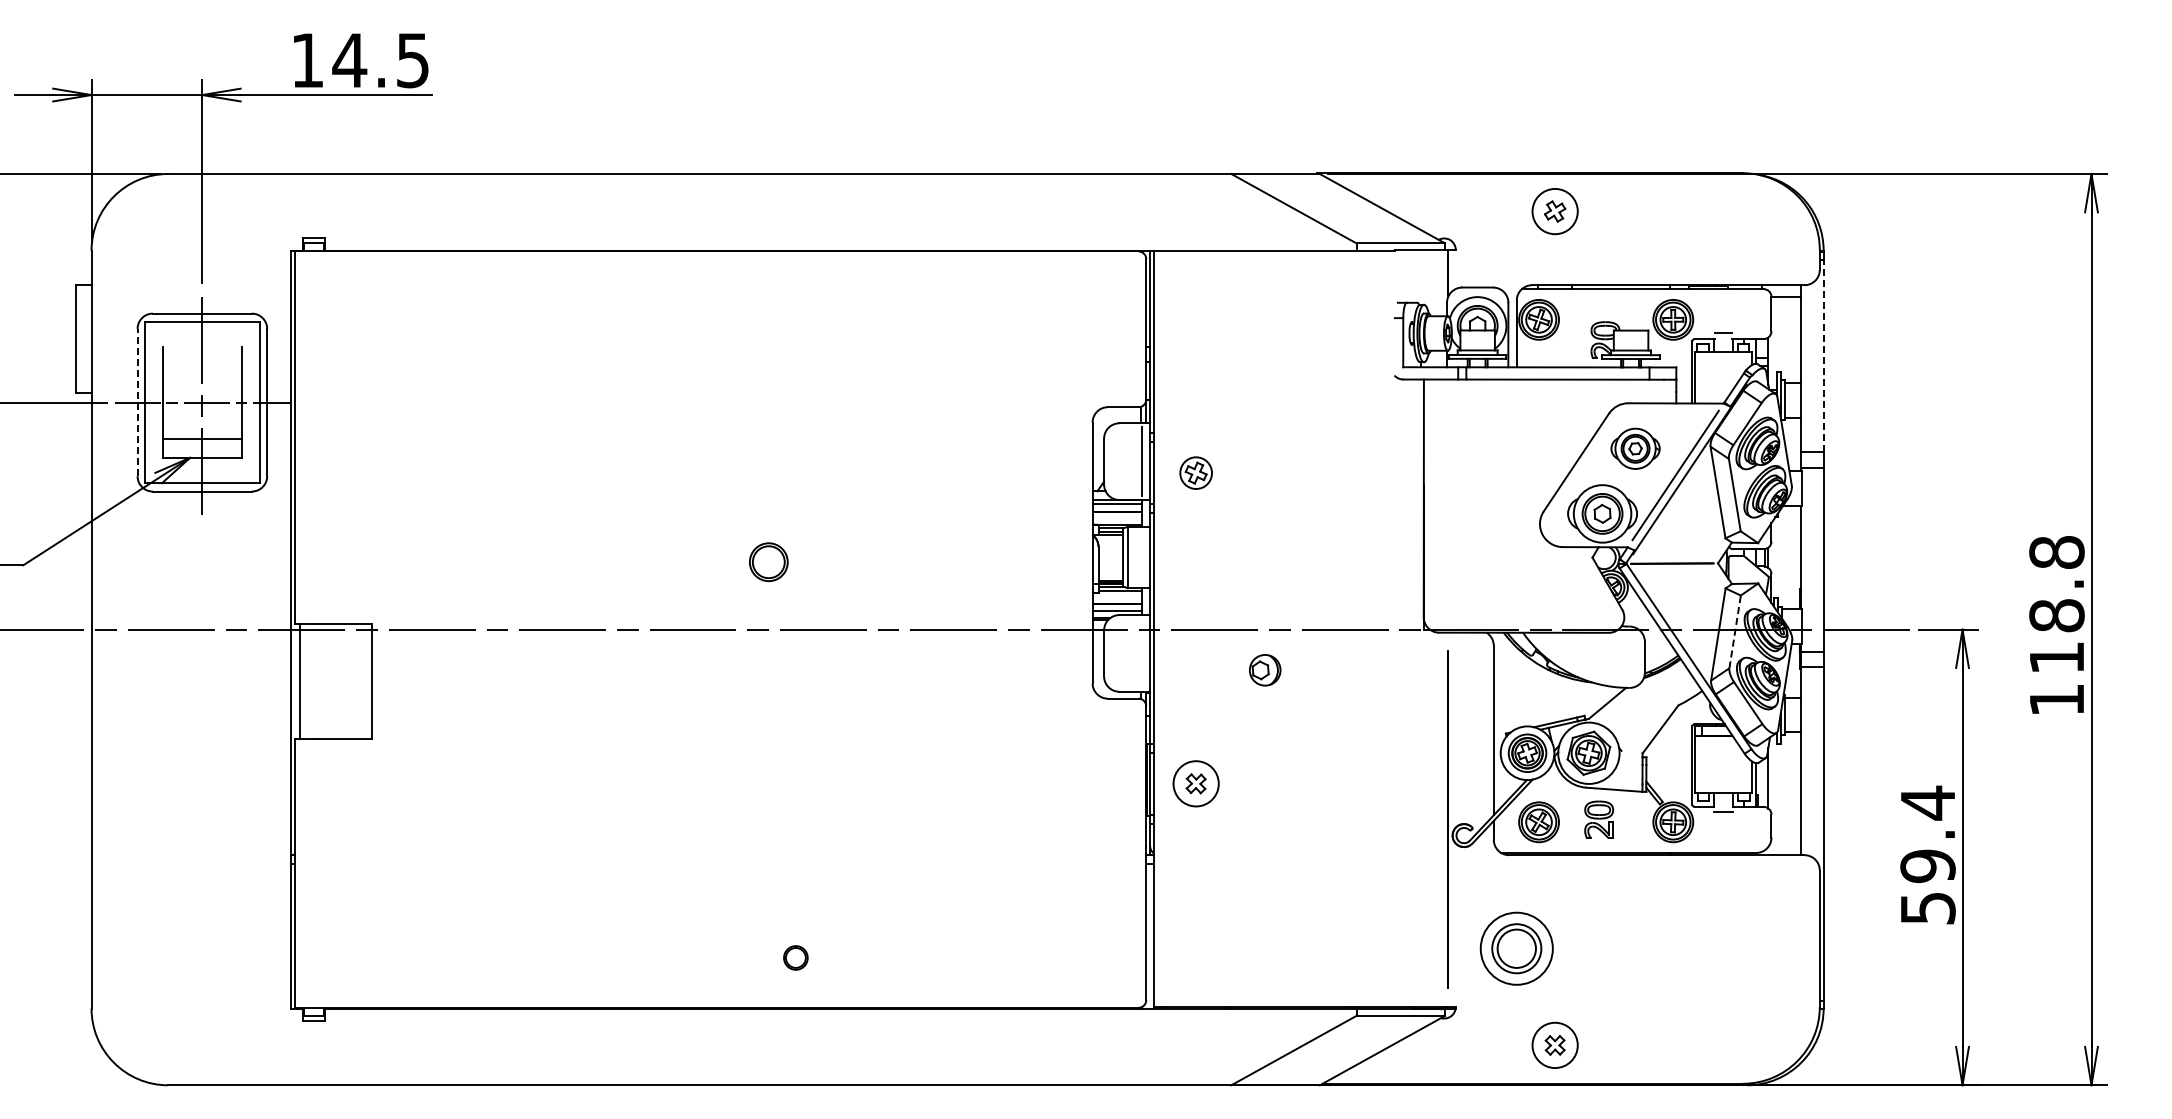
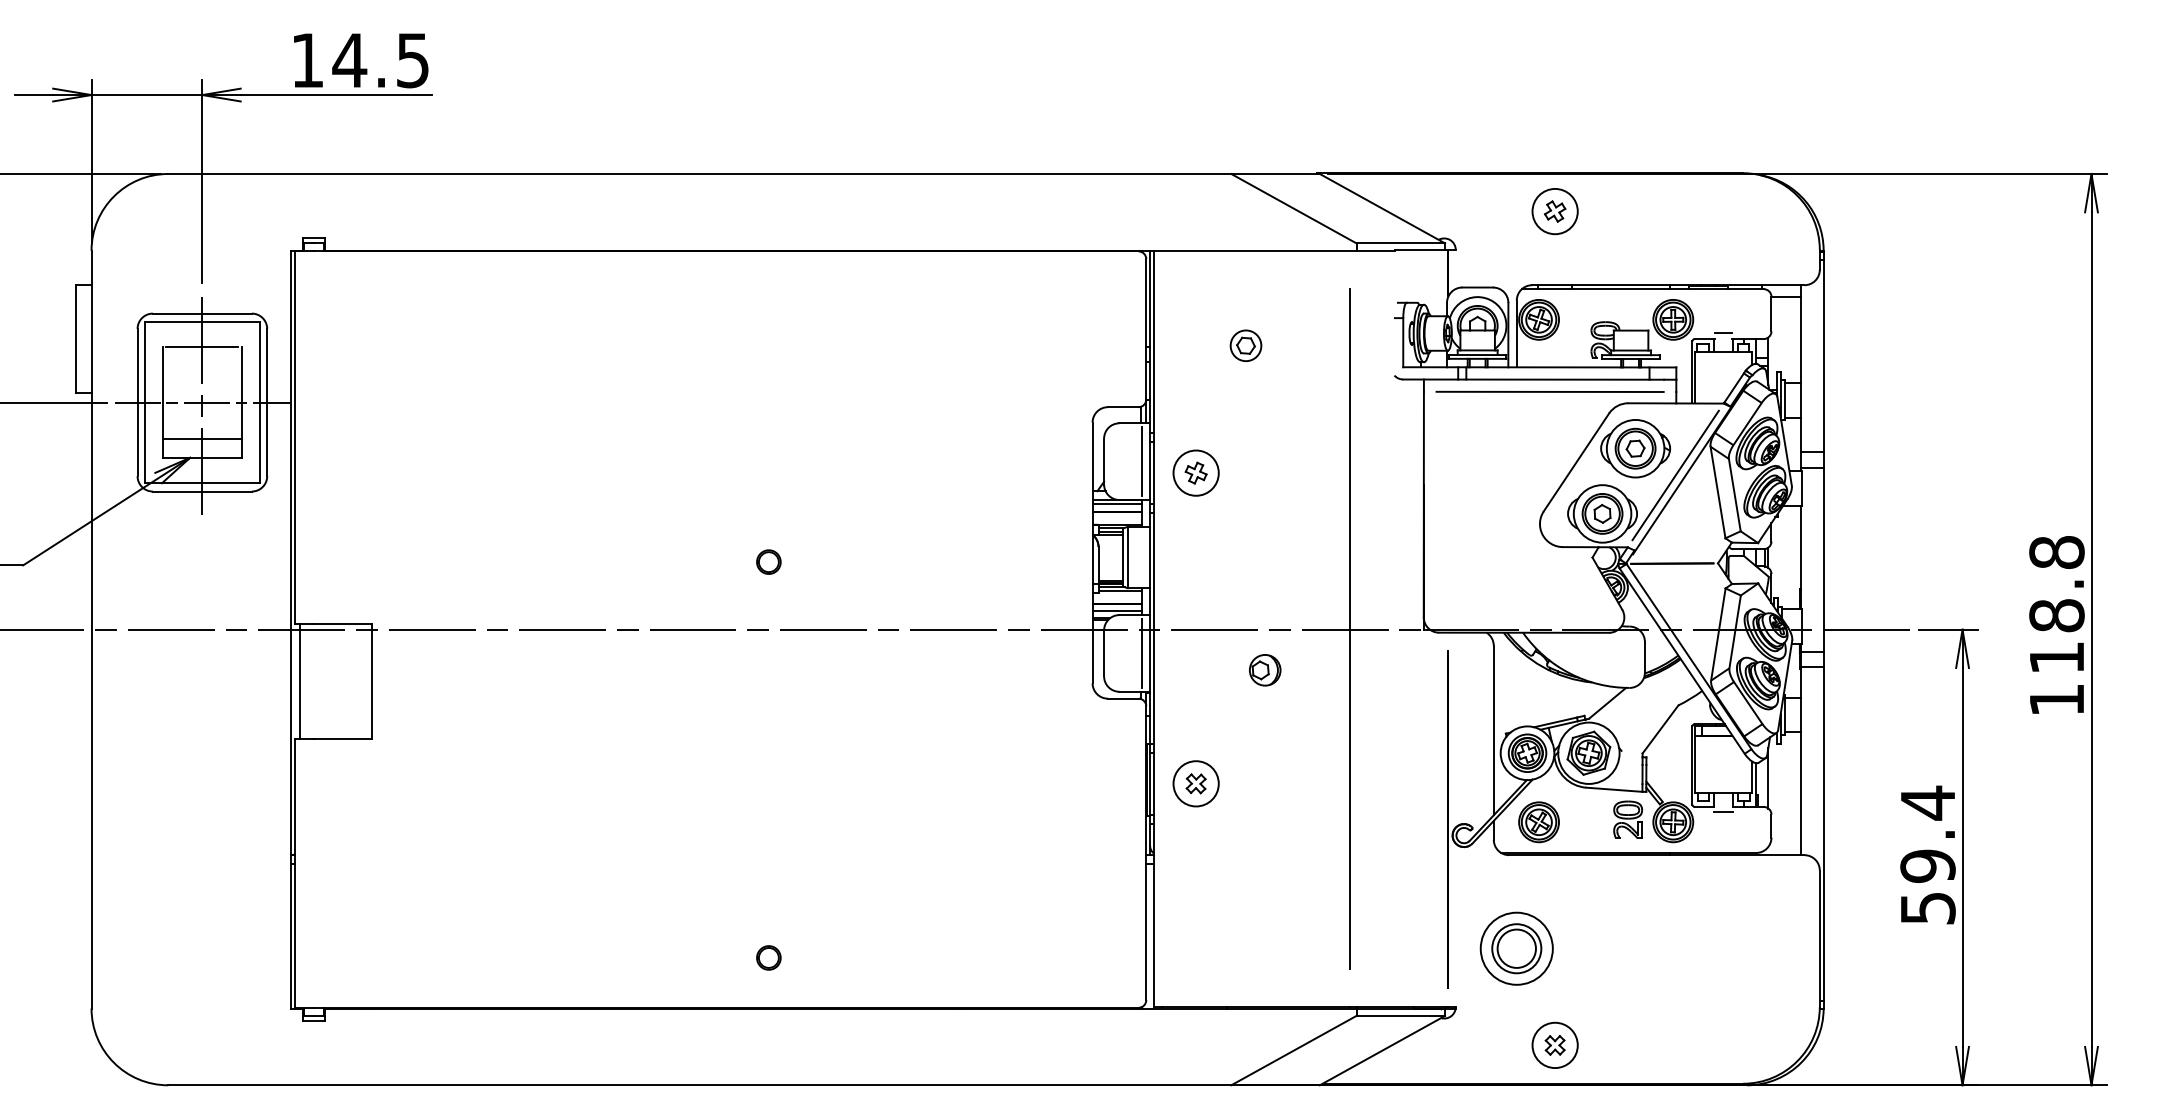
part: none -> present (1245, 345)
line: none -> present (202, 347)
line: dashed -> solid (1823, 355)
line: none -> present (1549, 391)
line: dashed -> solid (137, 402)
part size: 51x43 px -> 71x60 px (1635, 448)
circle diameter: 32 px -> 45 px (1195, 472)
part size: 40x41 px -> 26x26 px (768, 561)
line: none -> present (1349, 628)
line: dashed -> solid (1735, 631)
line: none -> present (1142, 652)
part position: (1598, 819) -> (1627, 819) (1627, 819)
part position: (795, 957) -> (768, 957) (768, 957)
